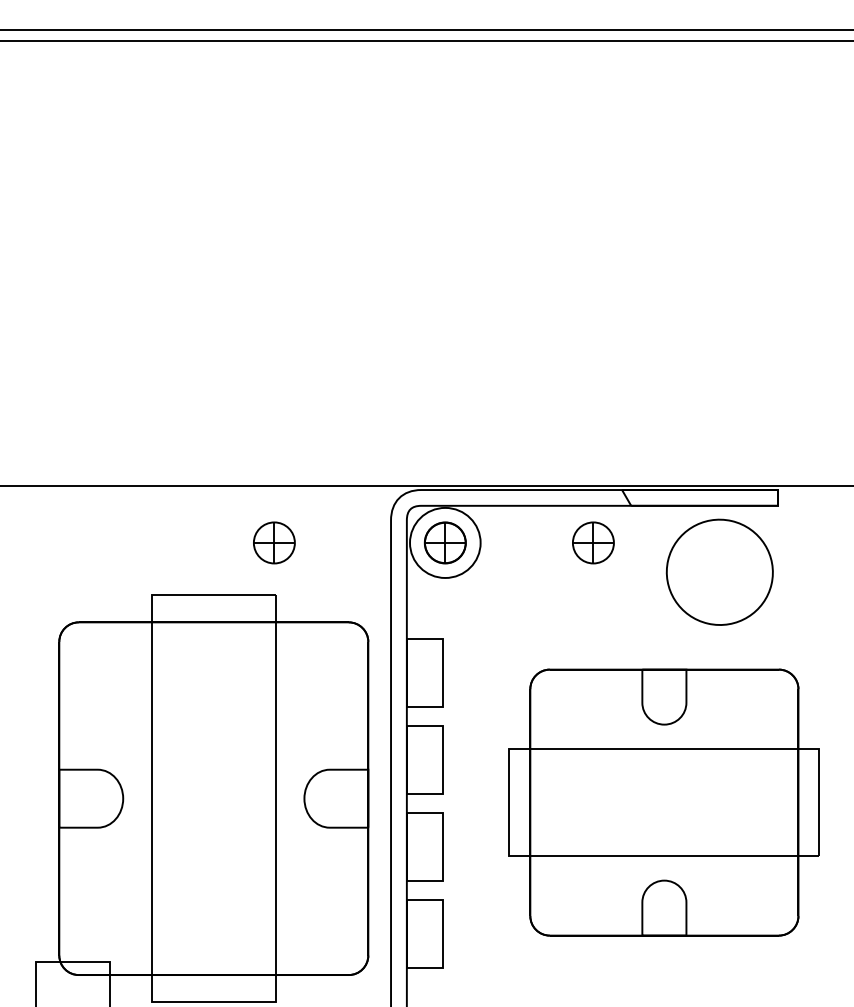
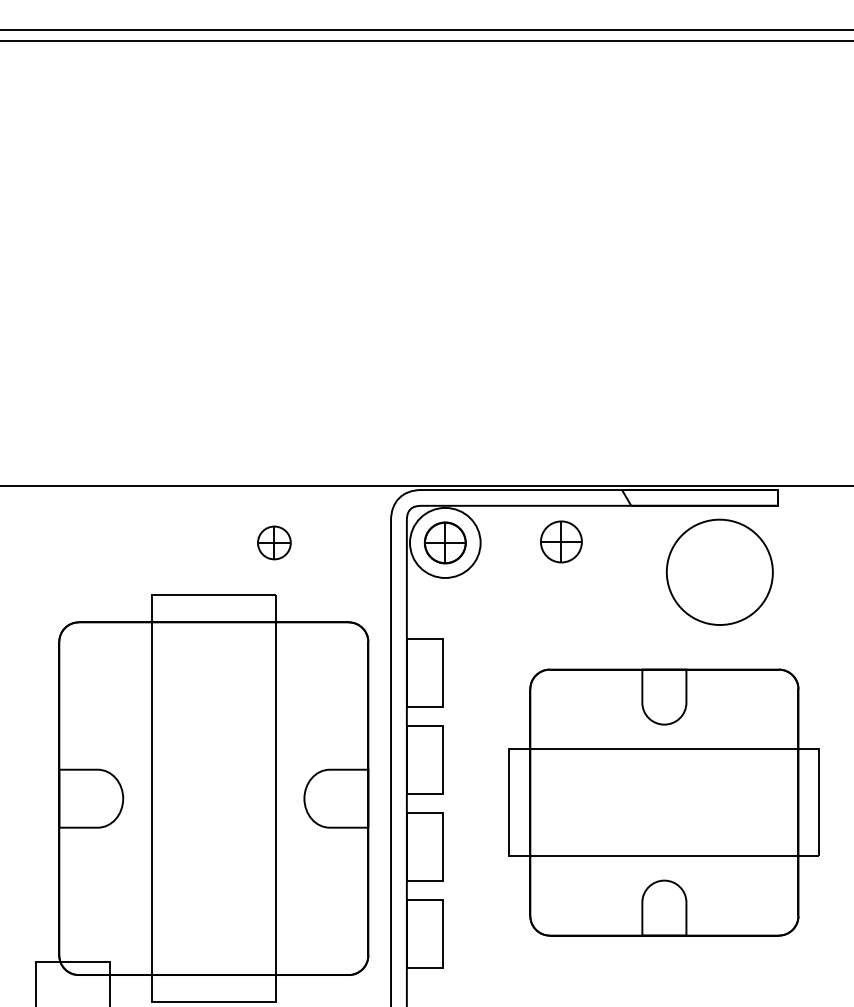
part size: 43x44 px -> 35x36 px (274, 542)
part position: (593, 542) -> (561, 541) (561, 541)
